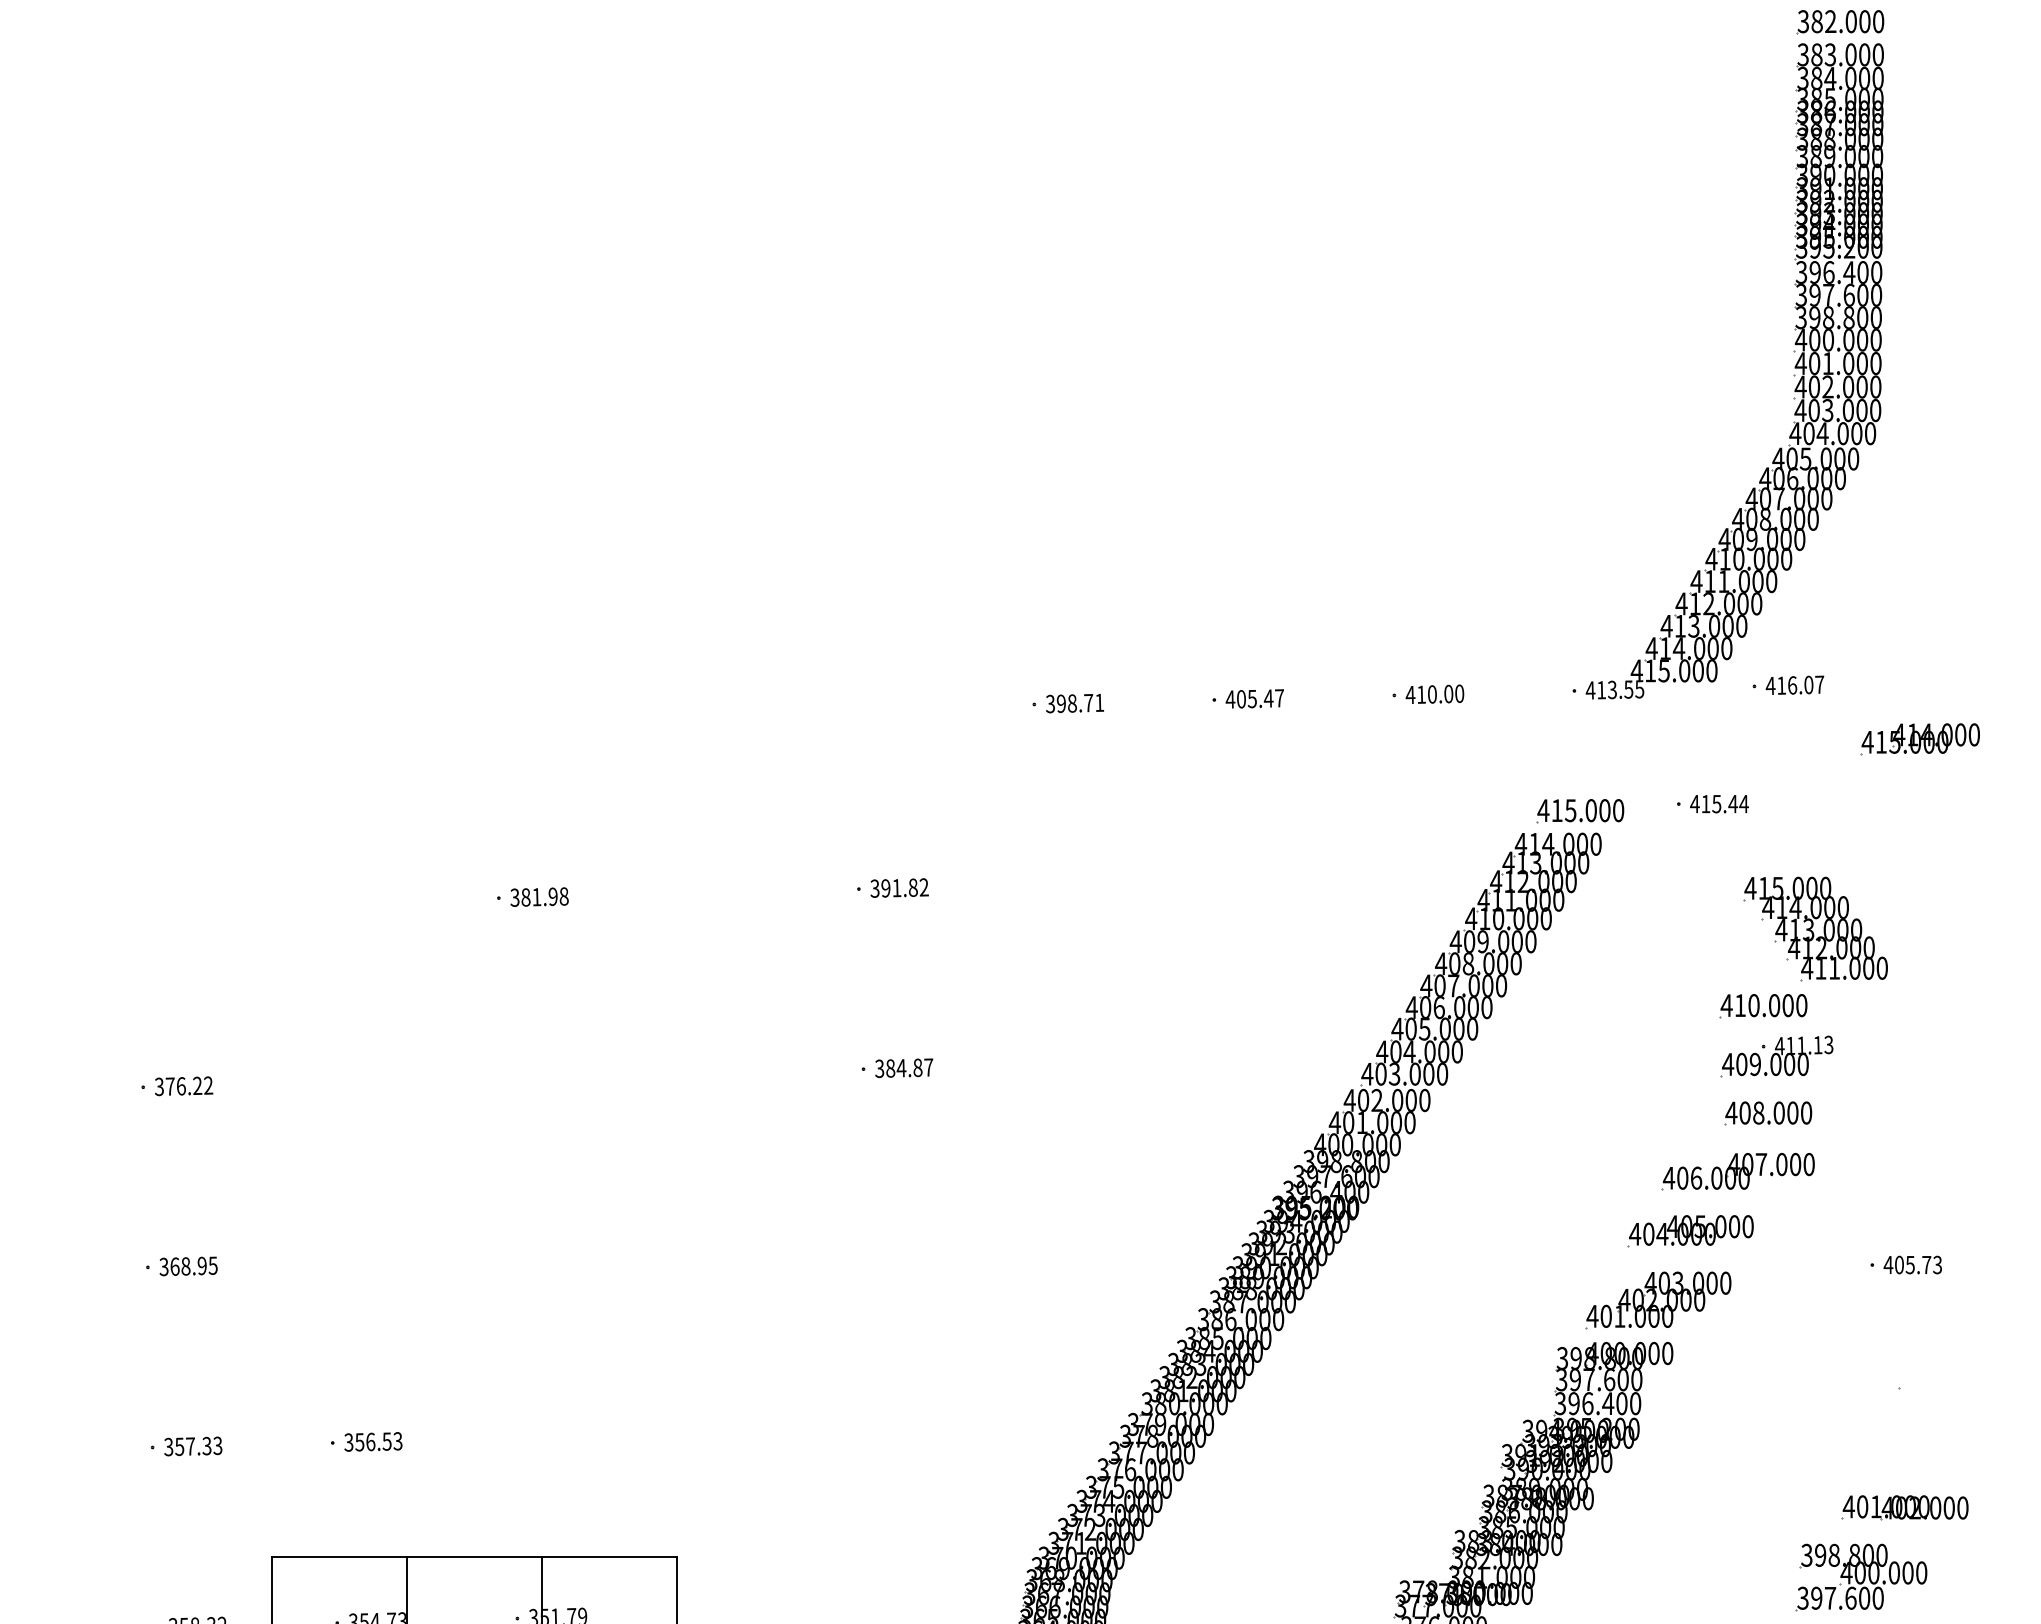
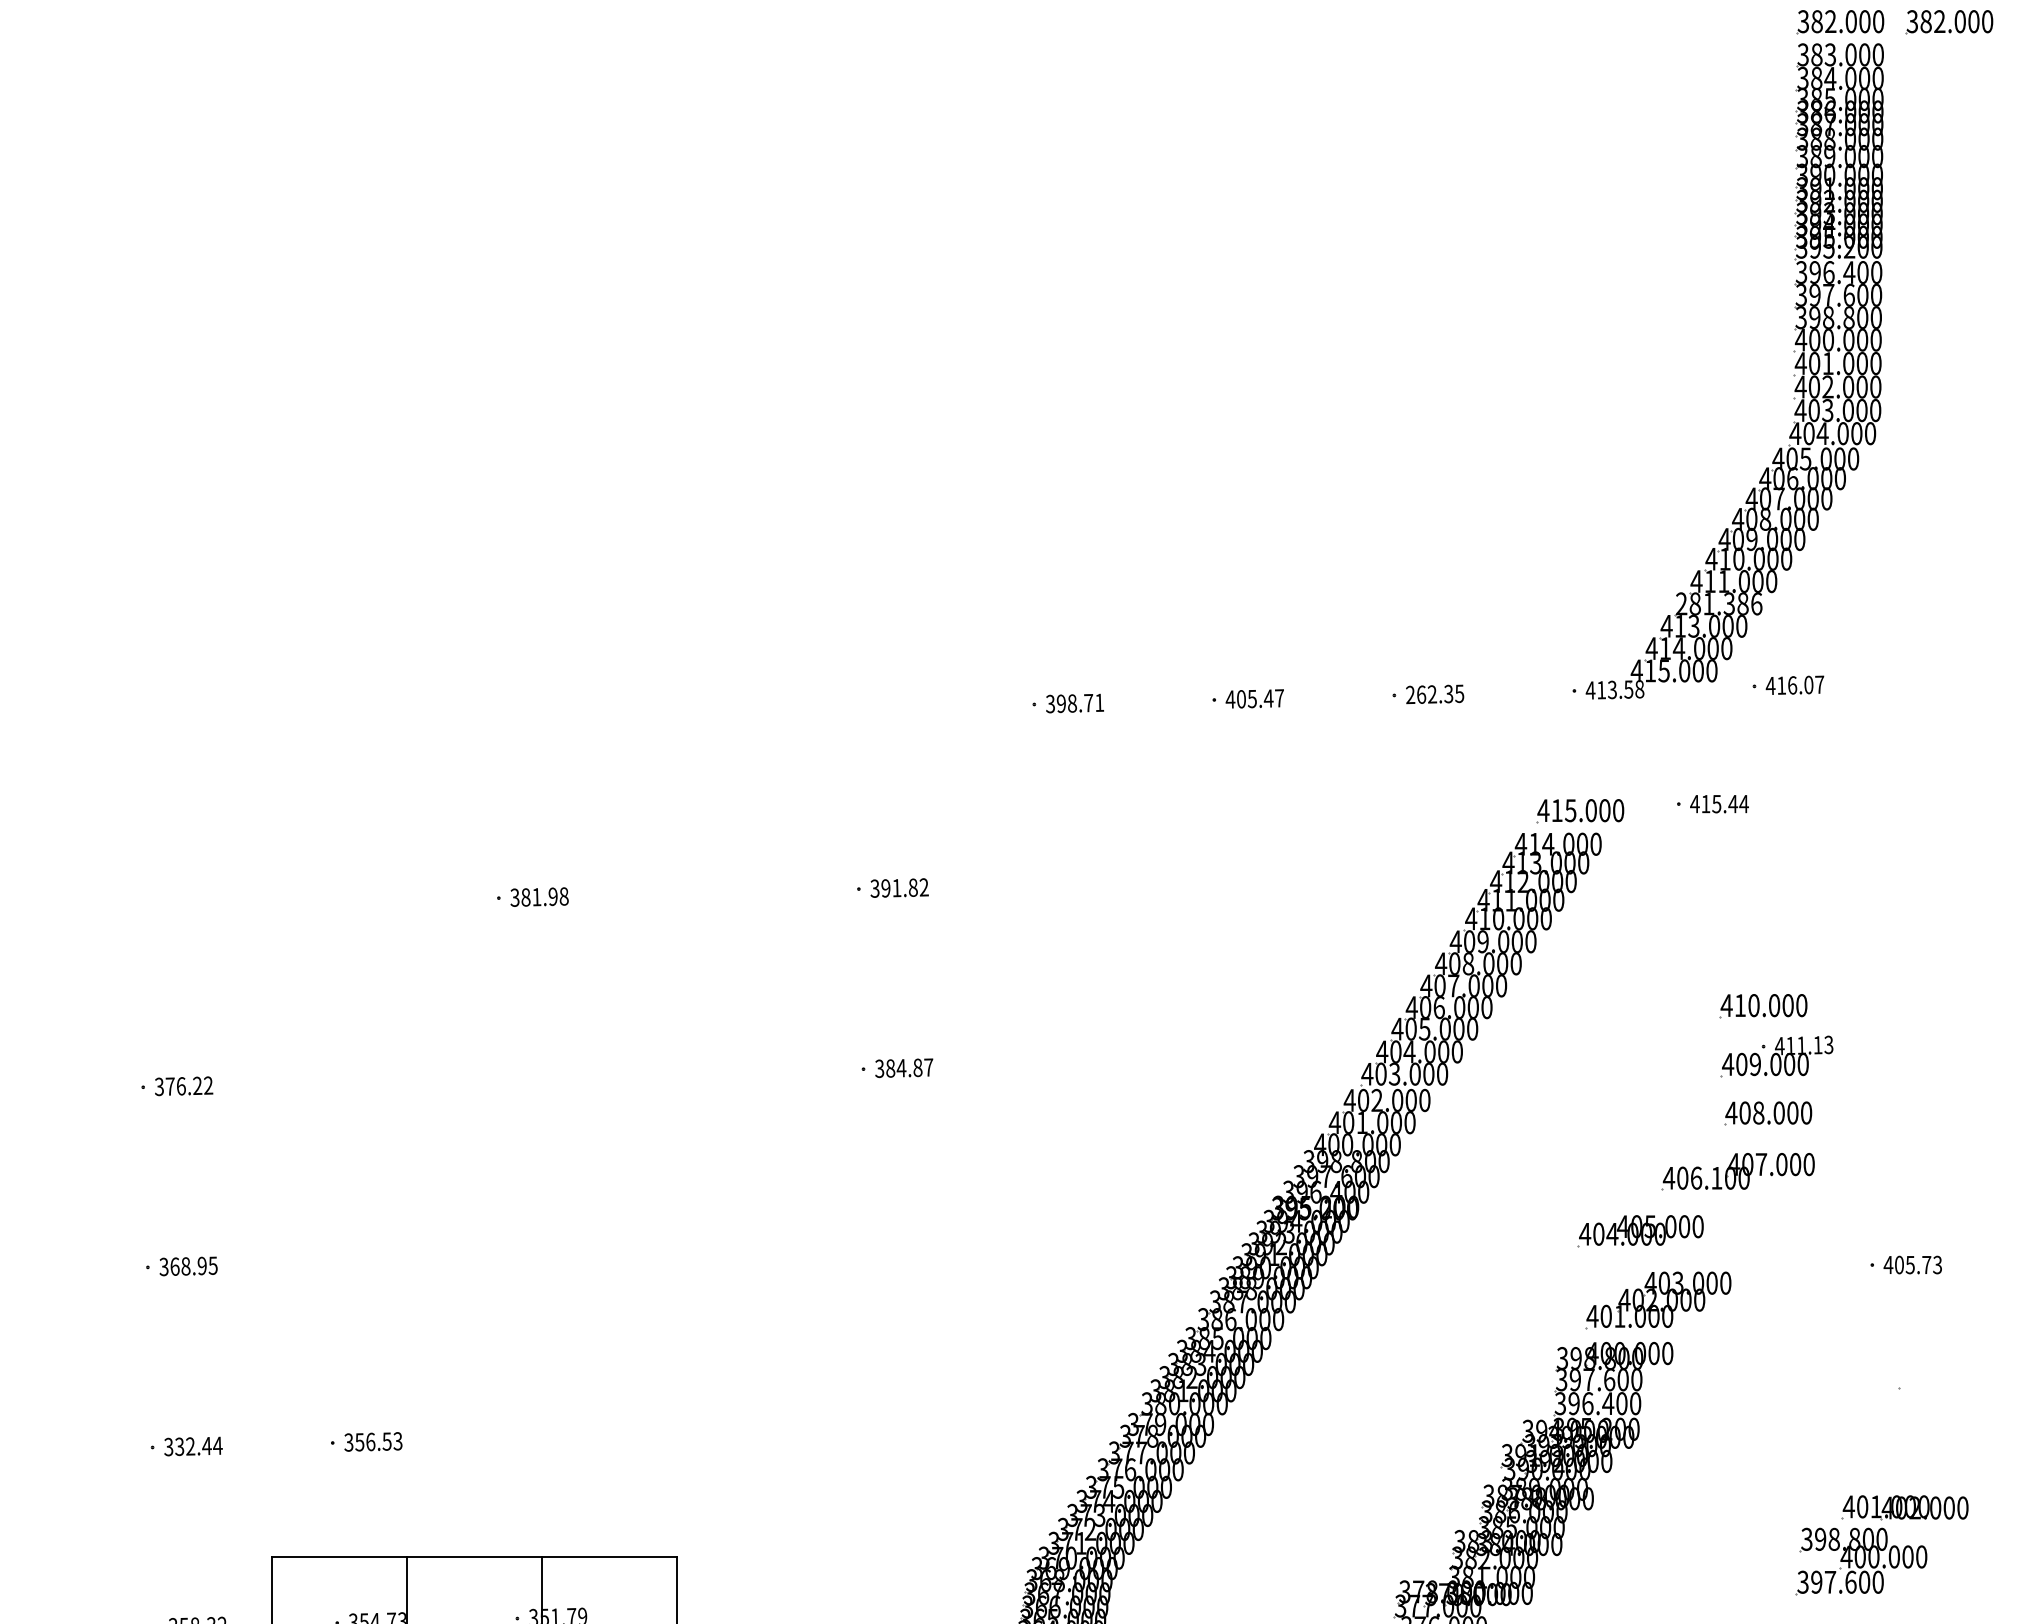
part: none -> present (1949, 22)
text: 412.000 -> 281.386 (1718, 603)
text: 413.55 -> 413.58 (1639, 689)
text: 410.00 -> 262.35 (1434, 694)
part: present -> none (1919, 739)
part: present -> none (1815, 928)
text: 406.000 -> 406.100 (1716, 1177)
part position: (1690, 1231) -> (1640, 1231) (1640, 1231)
text: 357.33 -> 332.44 (198, 1445)
part position: (1861, 1577) -> (1861, 1561) (1861, 1561)
